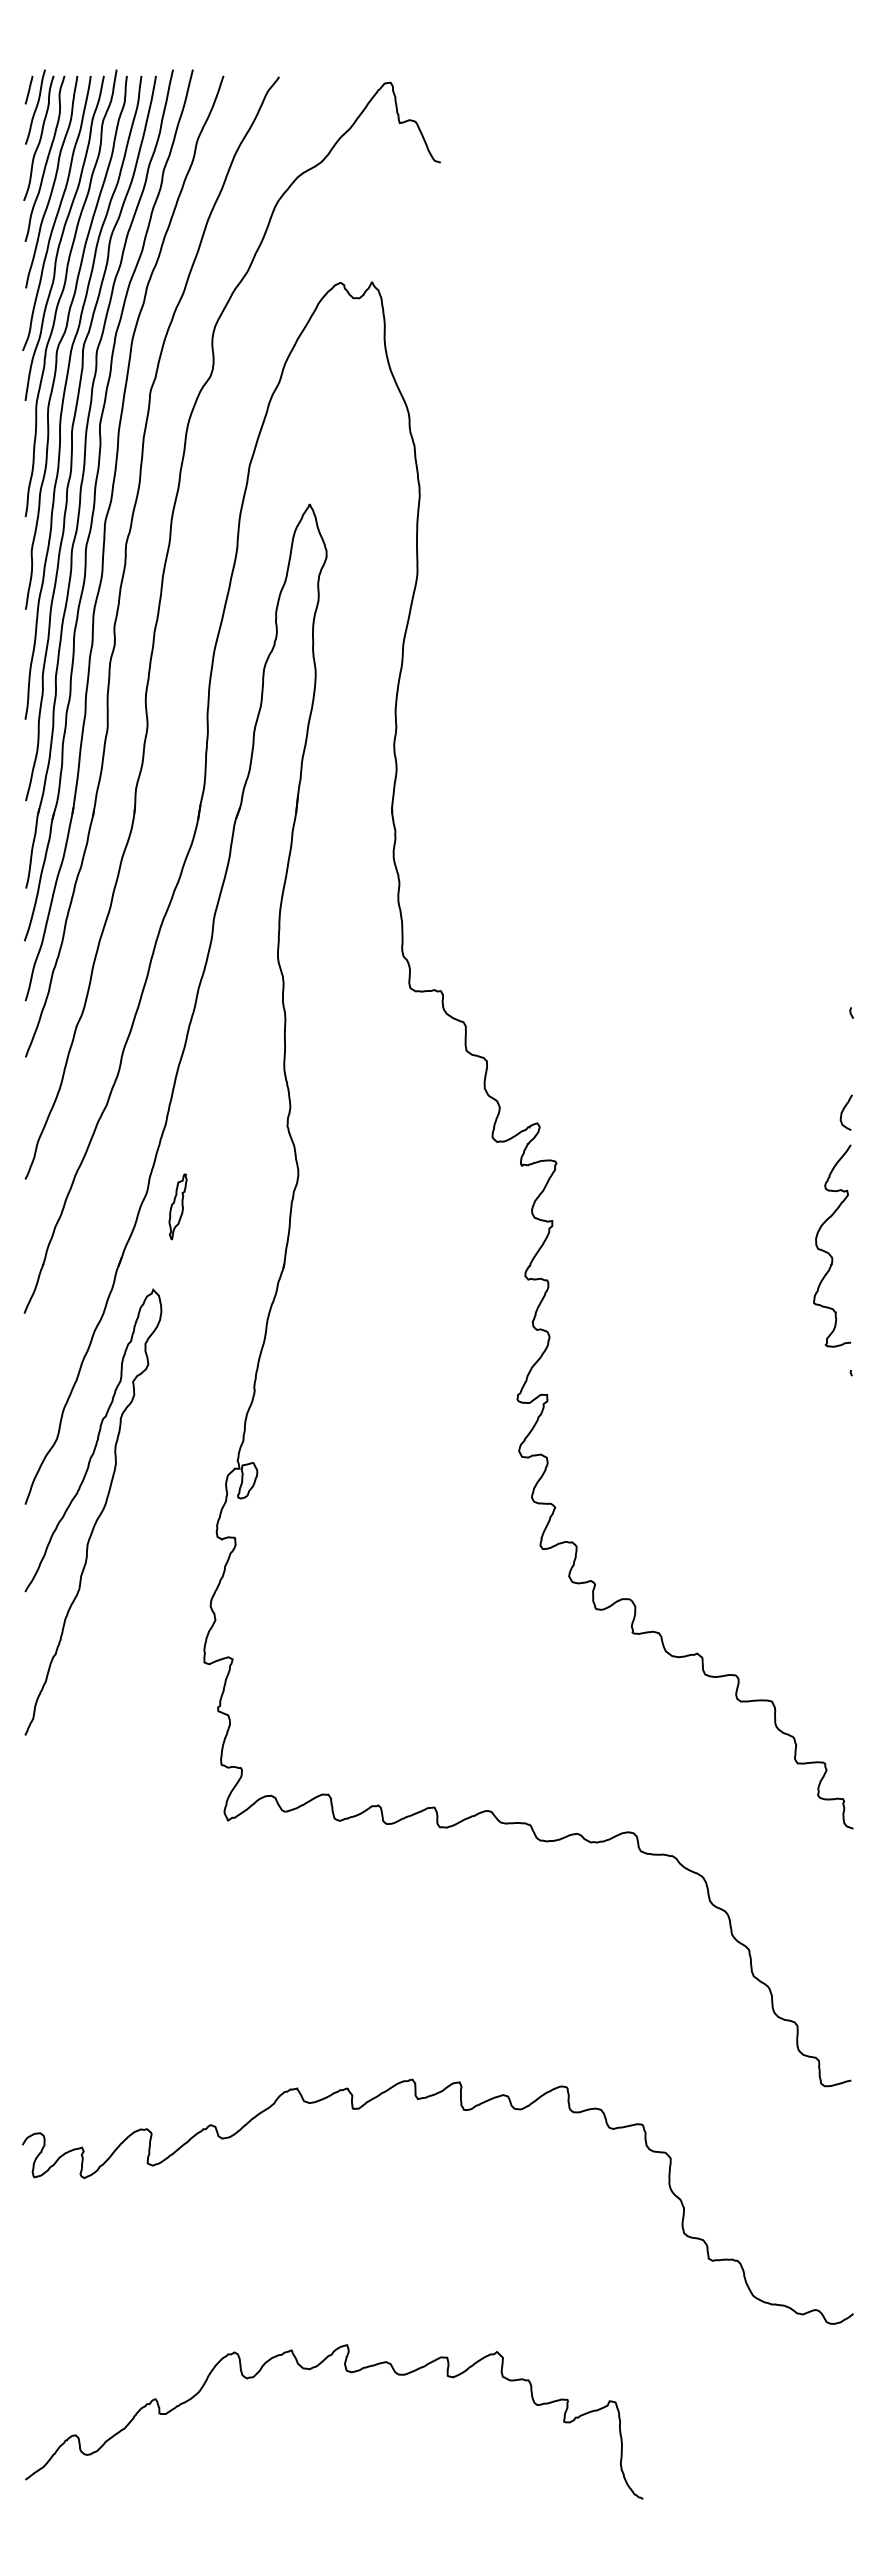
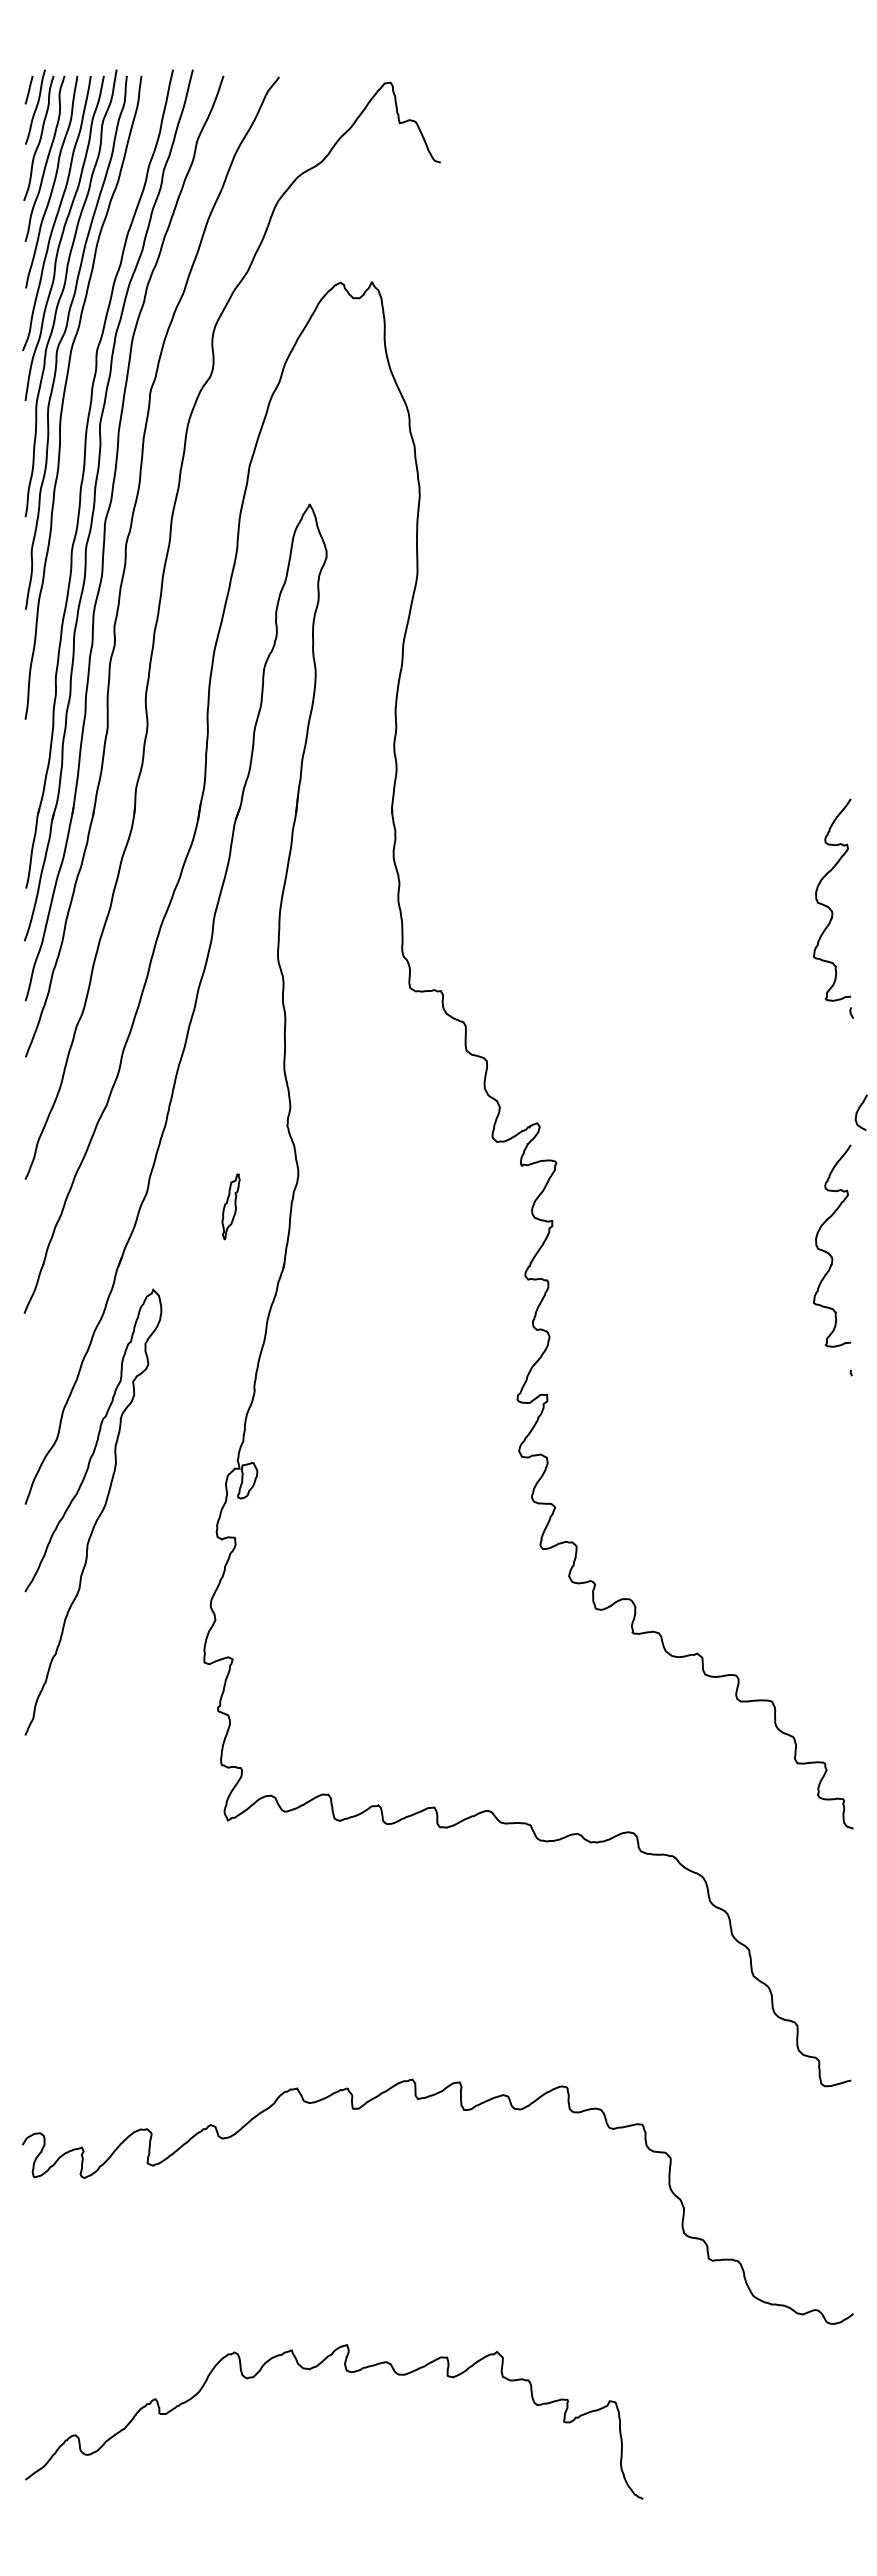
curve: present -> none (72, 438)
part: none -> present (829, 906)
curve position: (843, 1111) -> (858, 1111) (858, 1111)
part position: (177, 1206) -> (230, 1206) (230, 1206)
